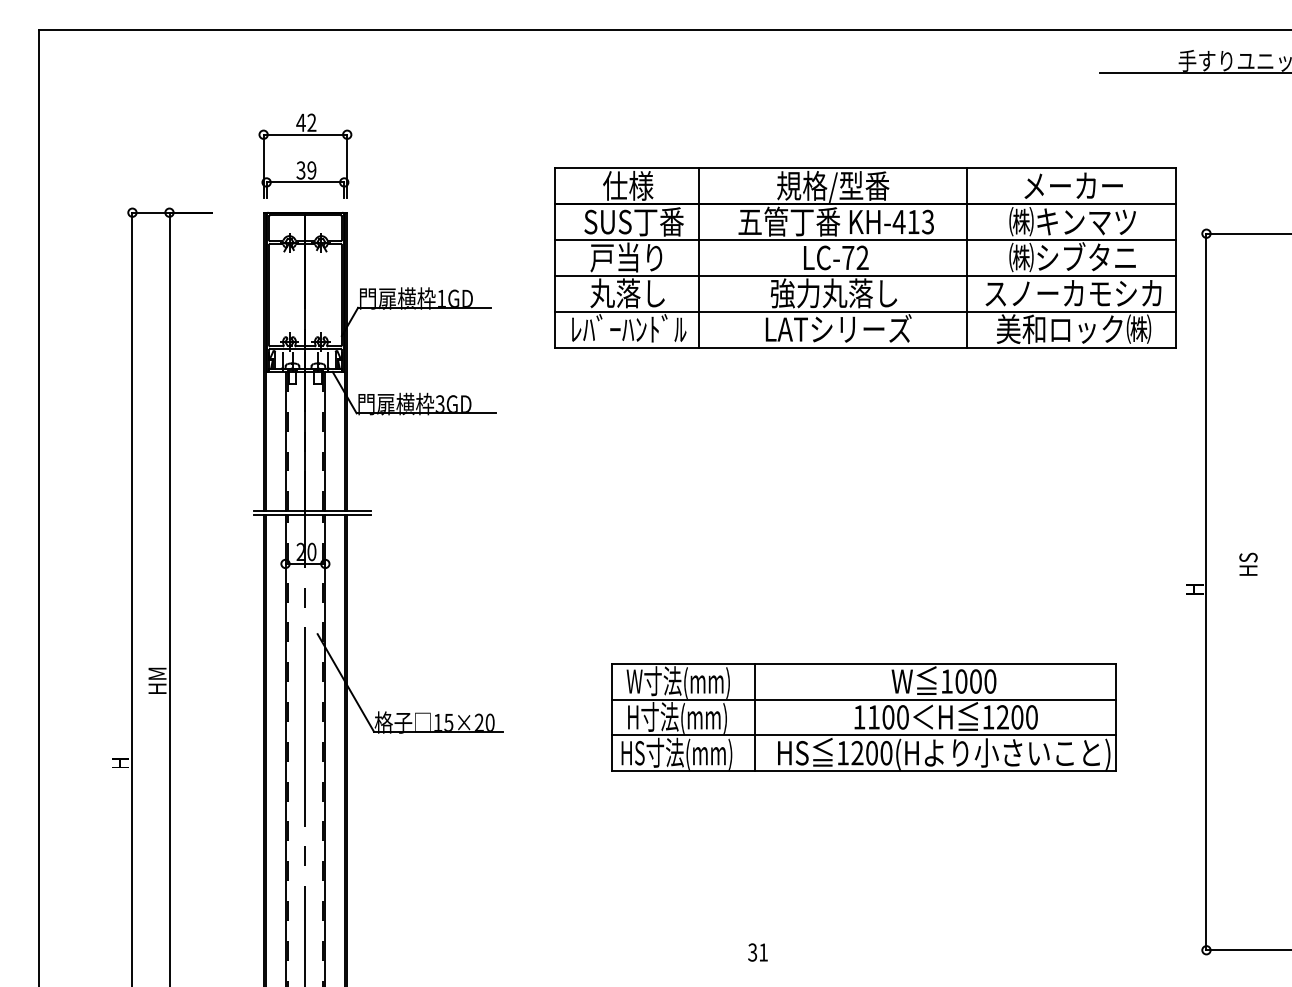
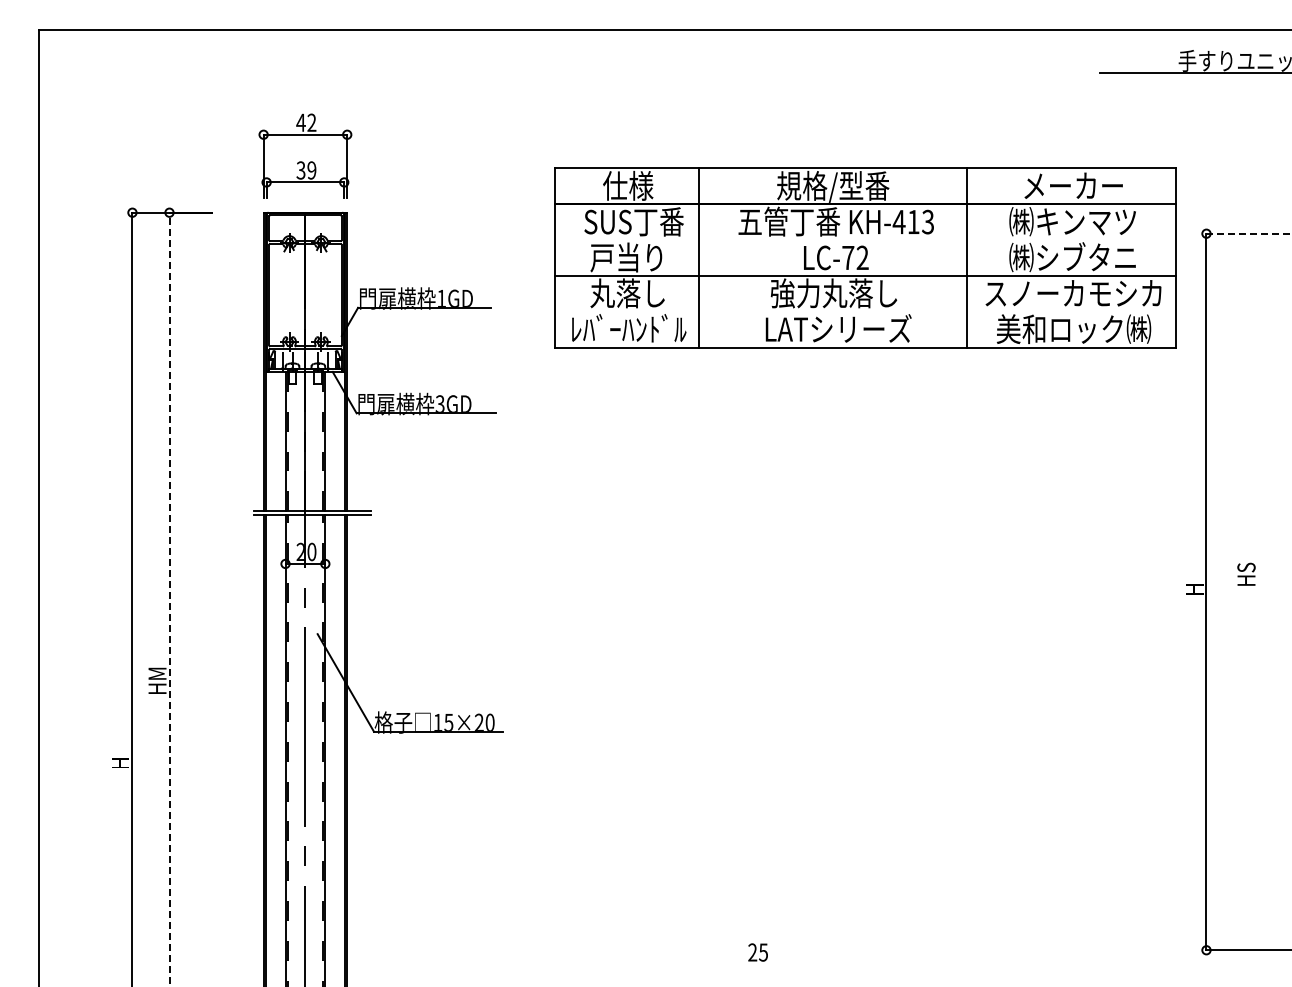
line: solid -> dashed (1249, 233)
line: present -> none (865, 240)
line: present -> none (865, 311)
text position: (1248, 563) -> (1246, 573) (1246, 573)
line: solid -> dashed (169, 599)
part: present -> none (863, 717)
text: 31 -> 25 (757, 952)
